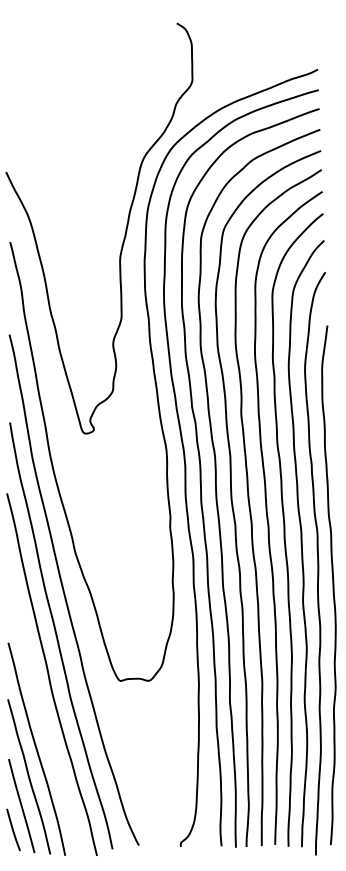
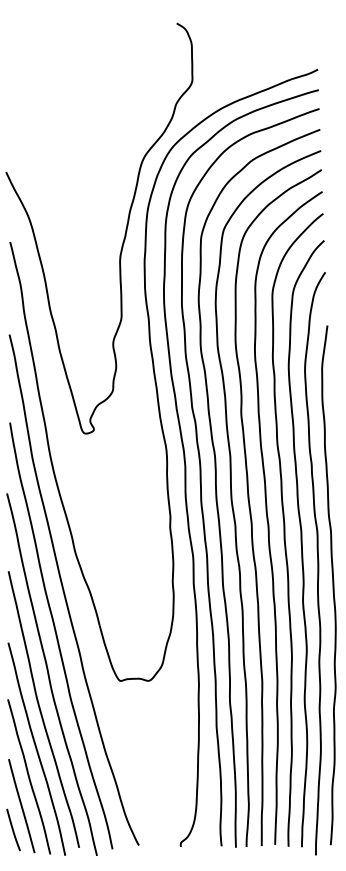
curve: none -> present (41, 710)
